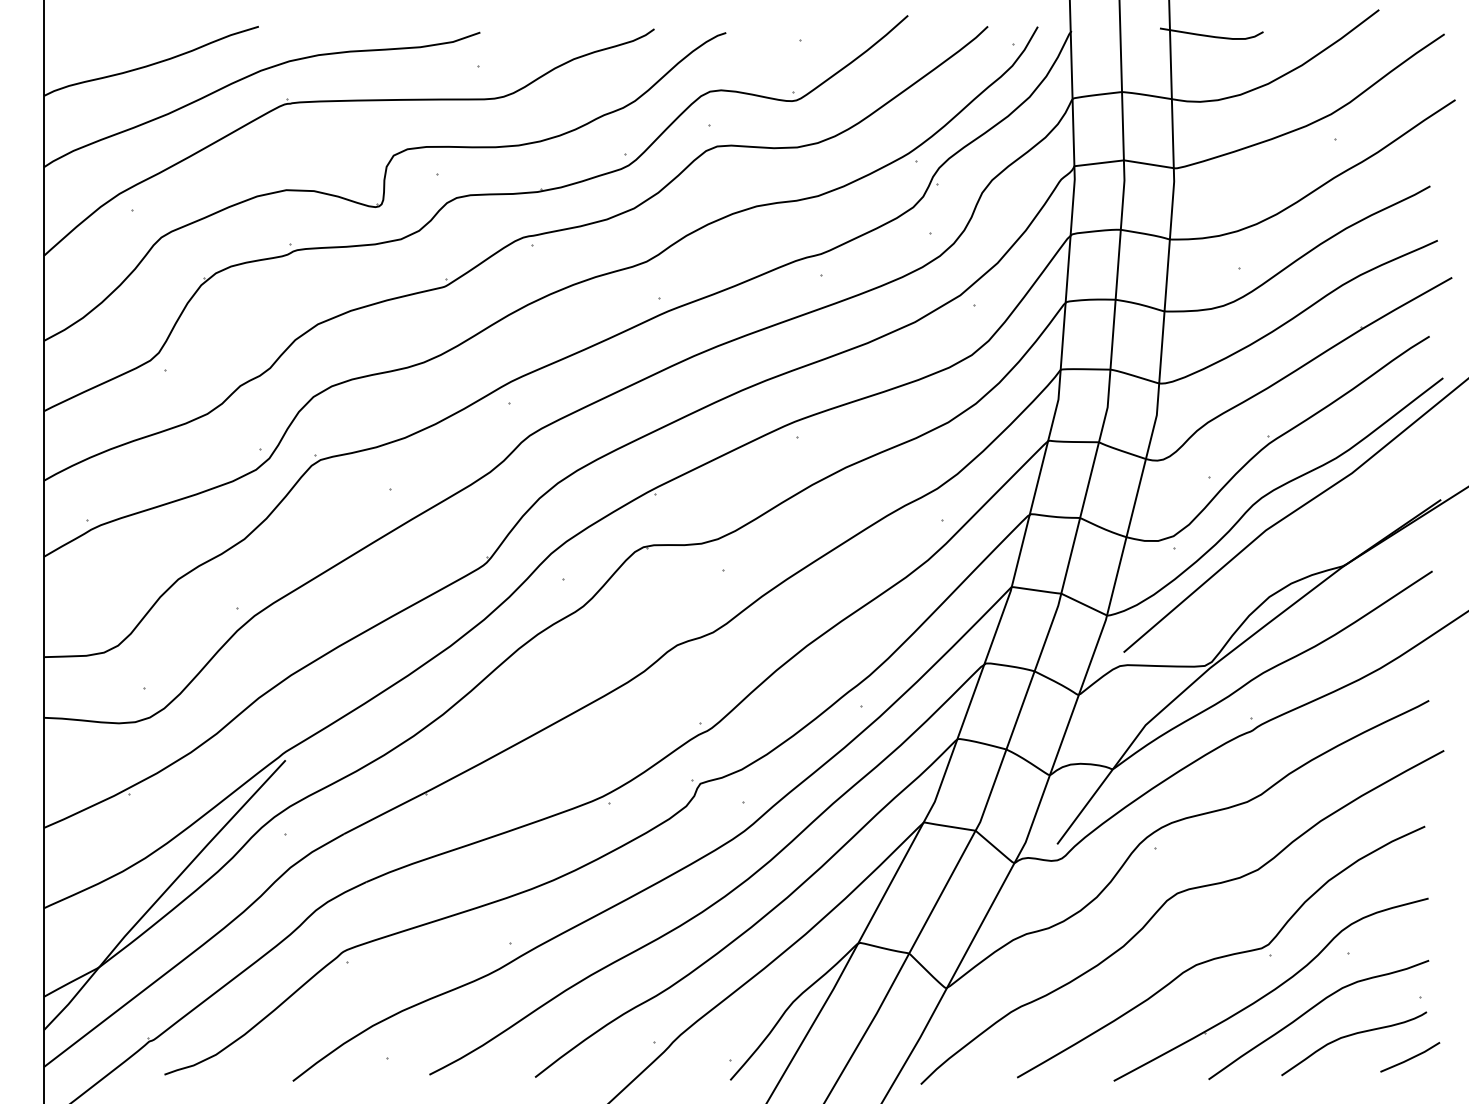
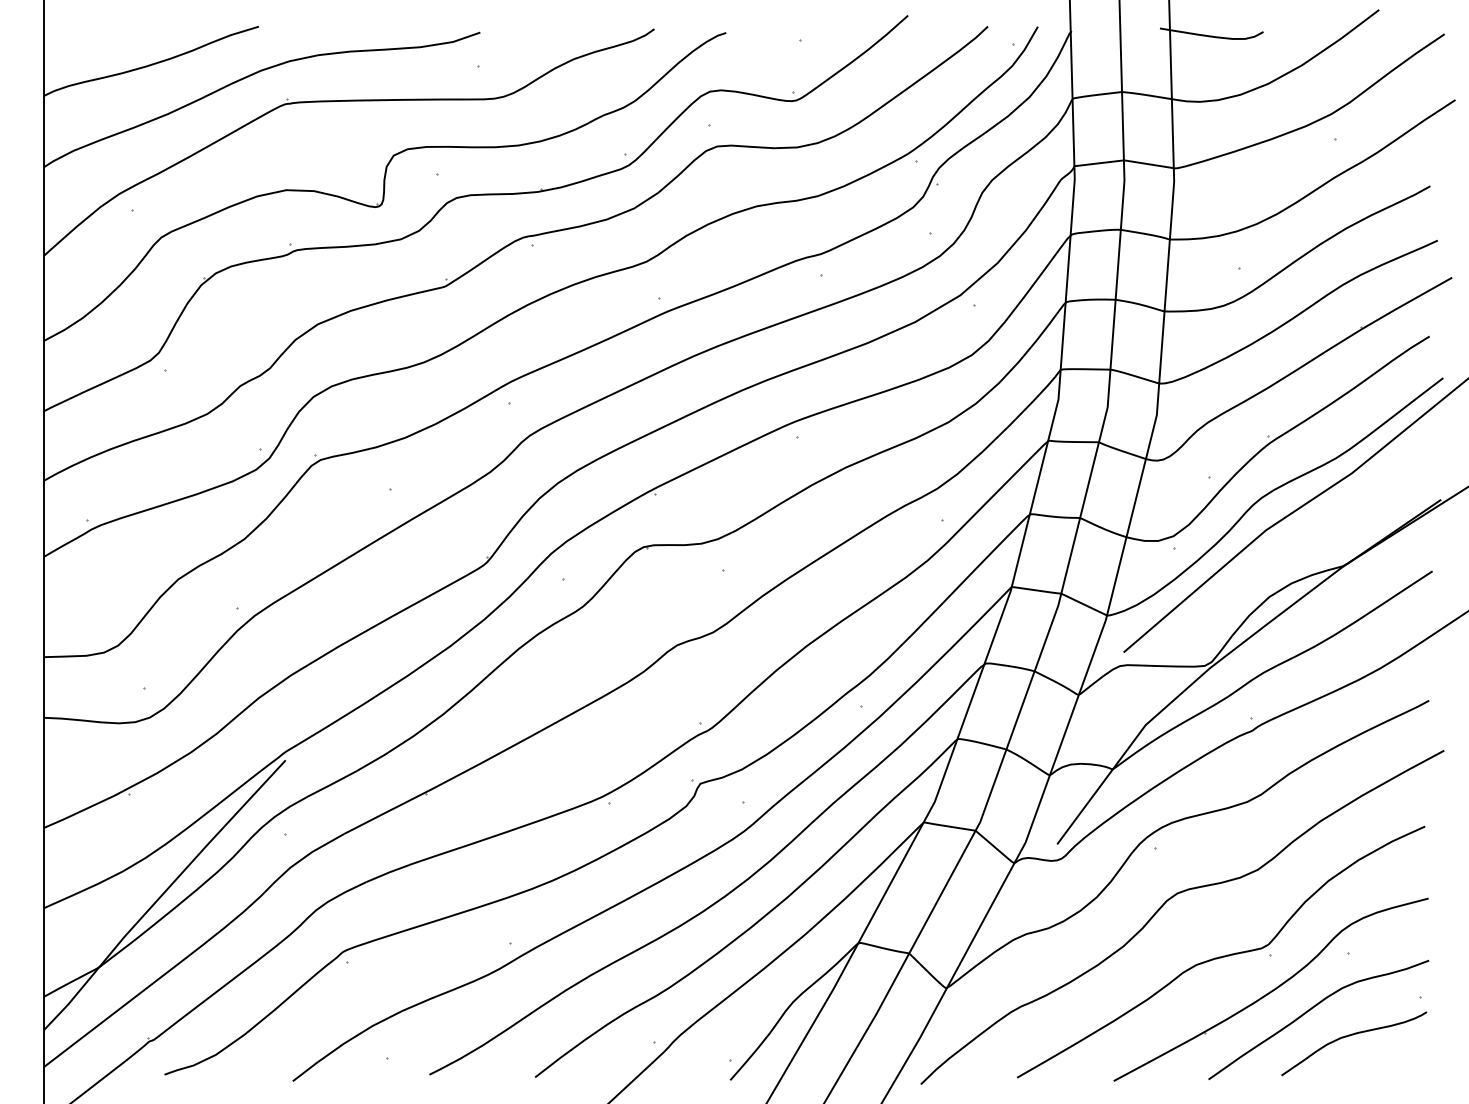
line: present -> none (1410, 1057)
